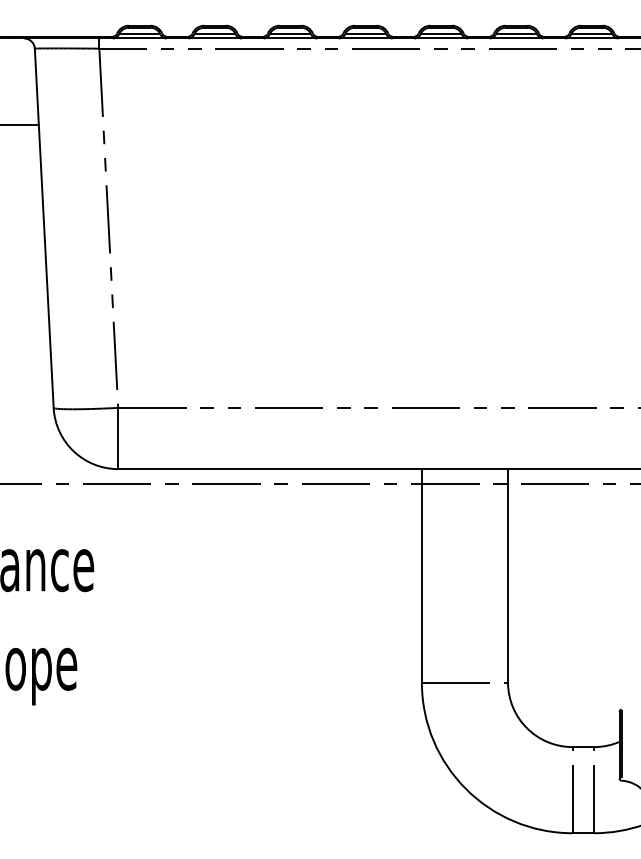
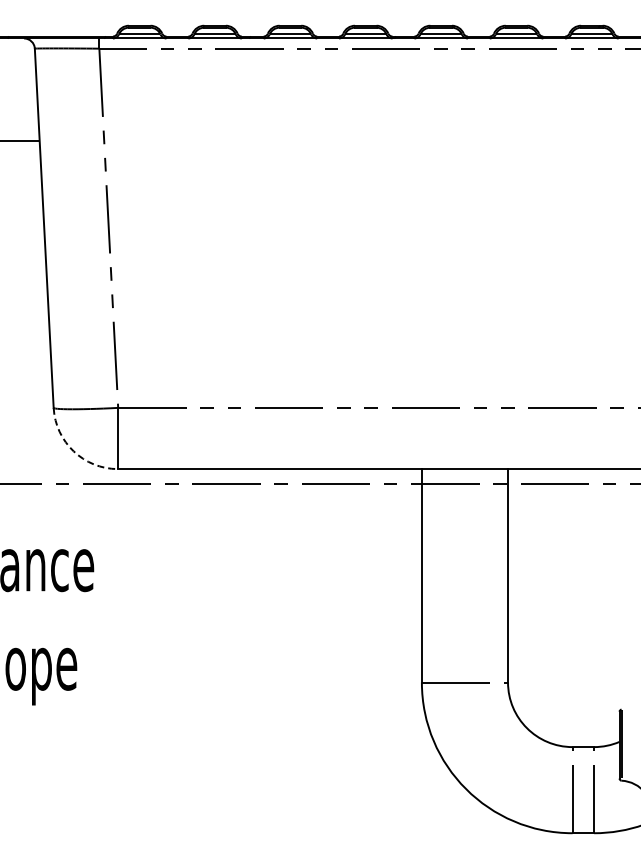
line position: (20, 124) -> (20, 140) (20, 140)
arc: solid -> dashed (73, 451)
